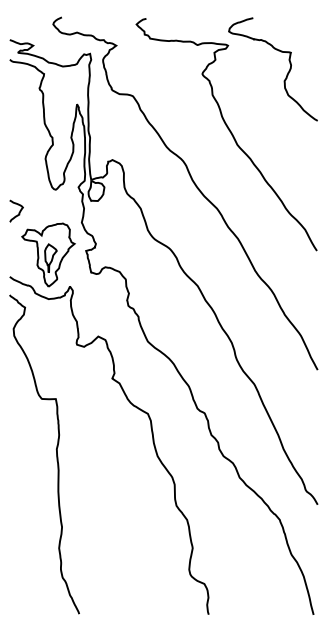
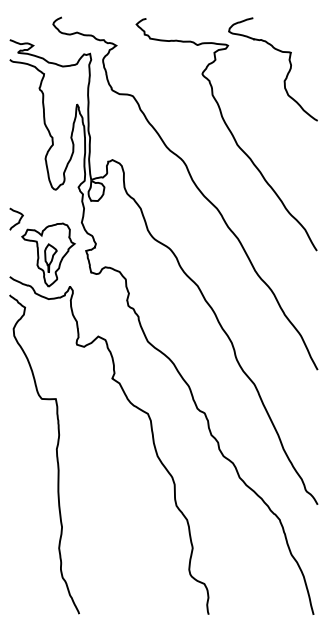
curve position: (18, 212) -> (18, 220) (18, 220)
